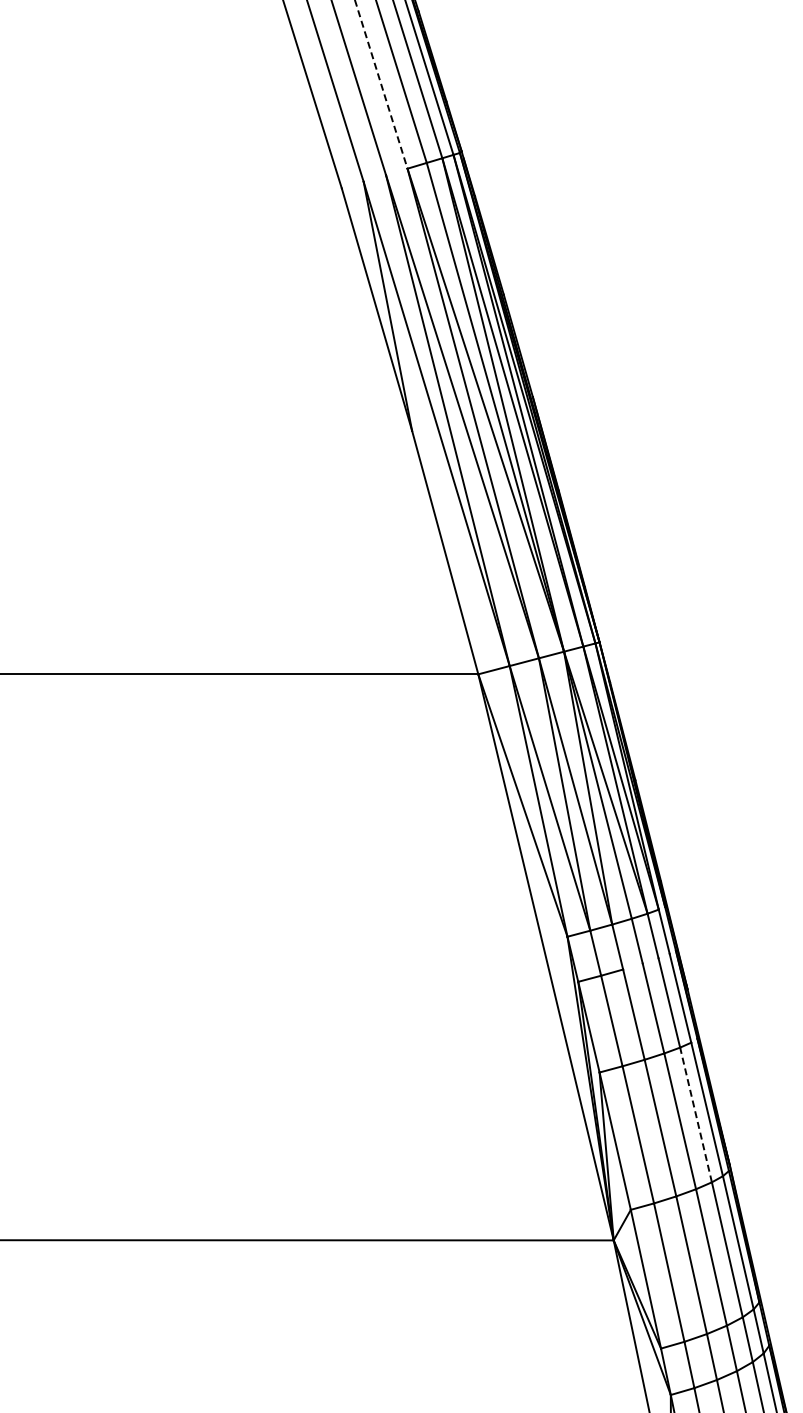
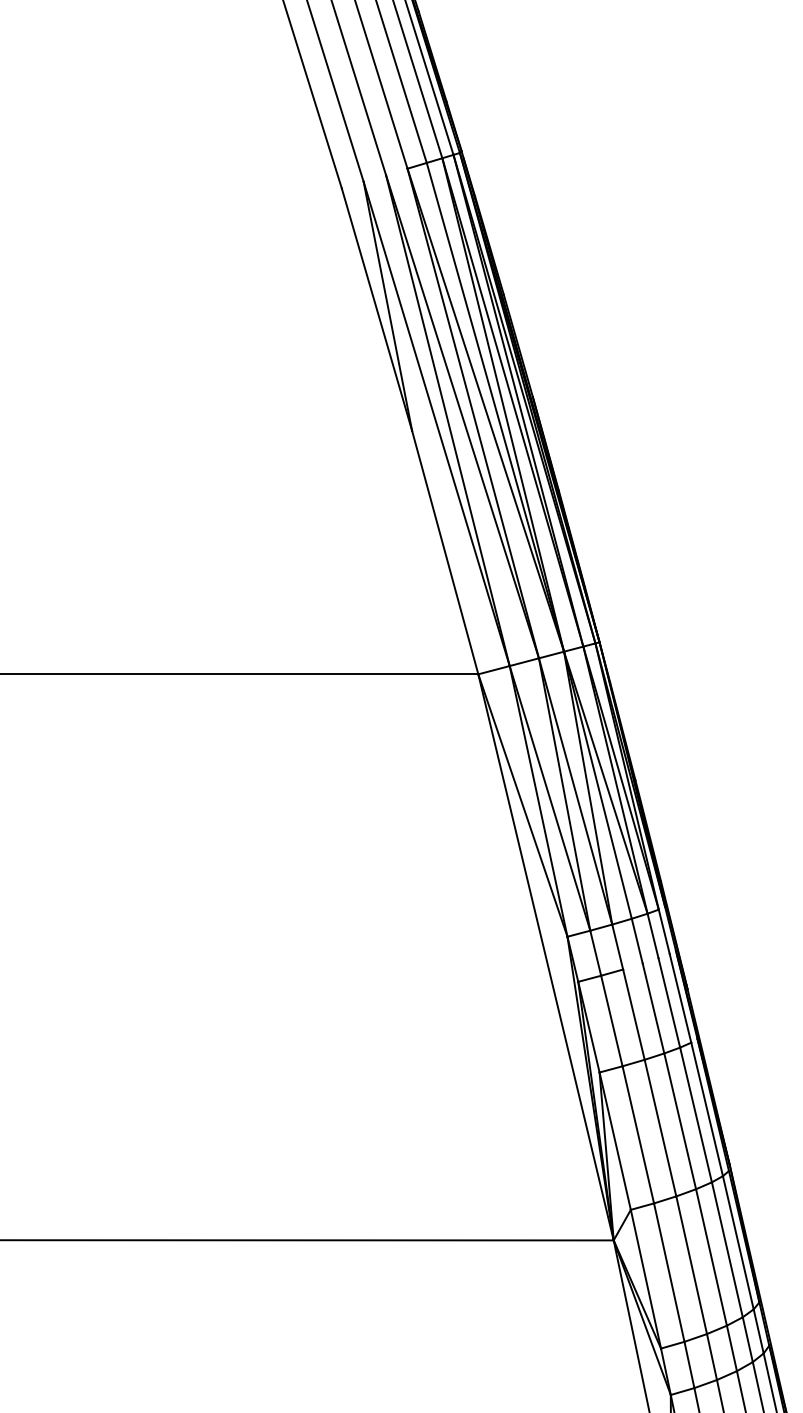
line: dashed -> solid (381, 84)
line: dashed -> solid (695, 1114)
